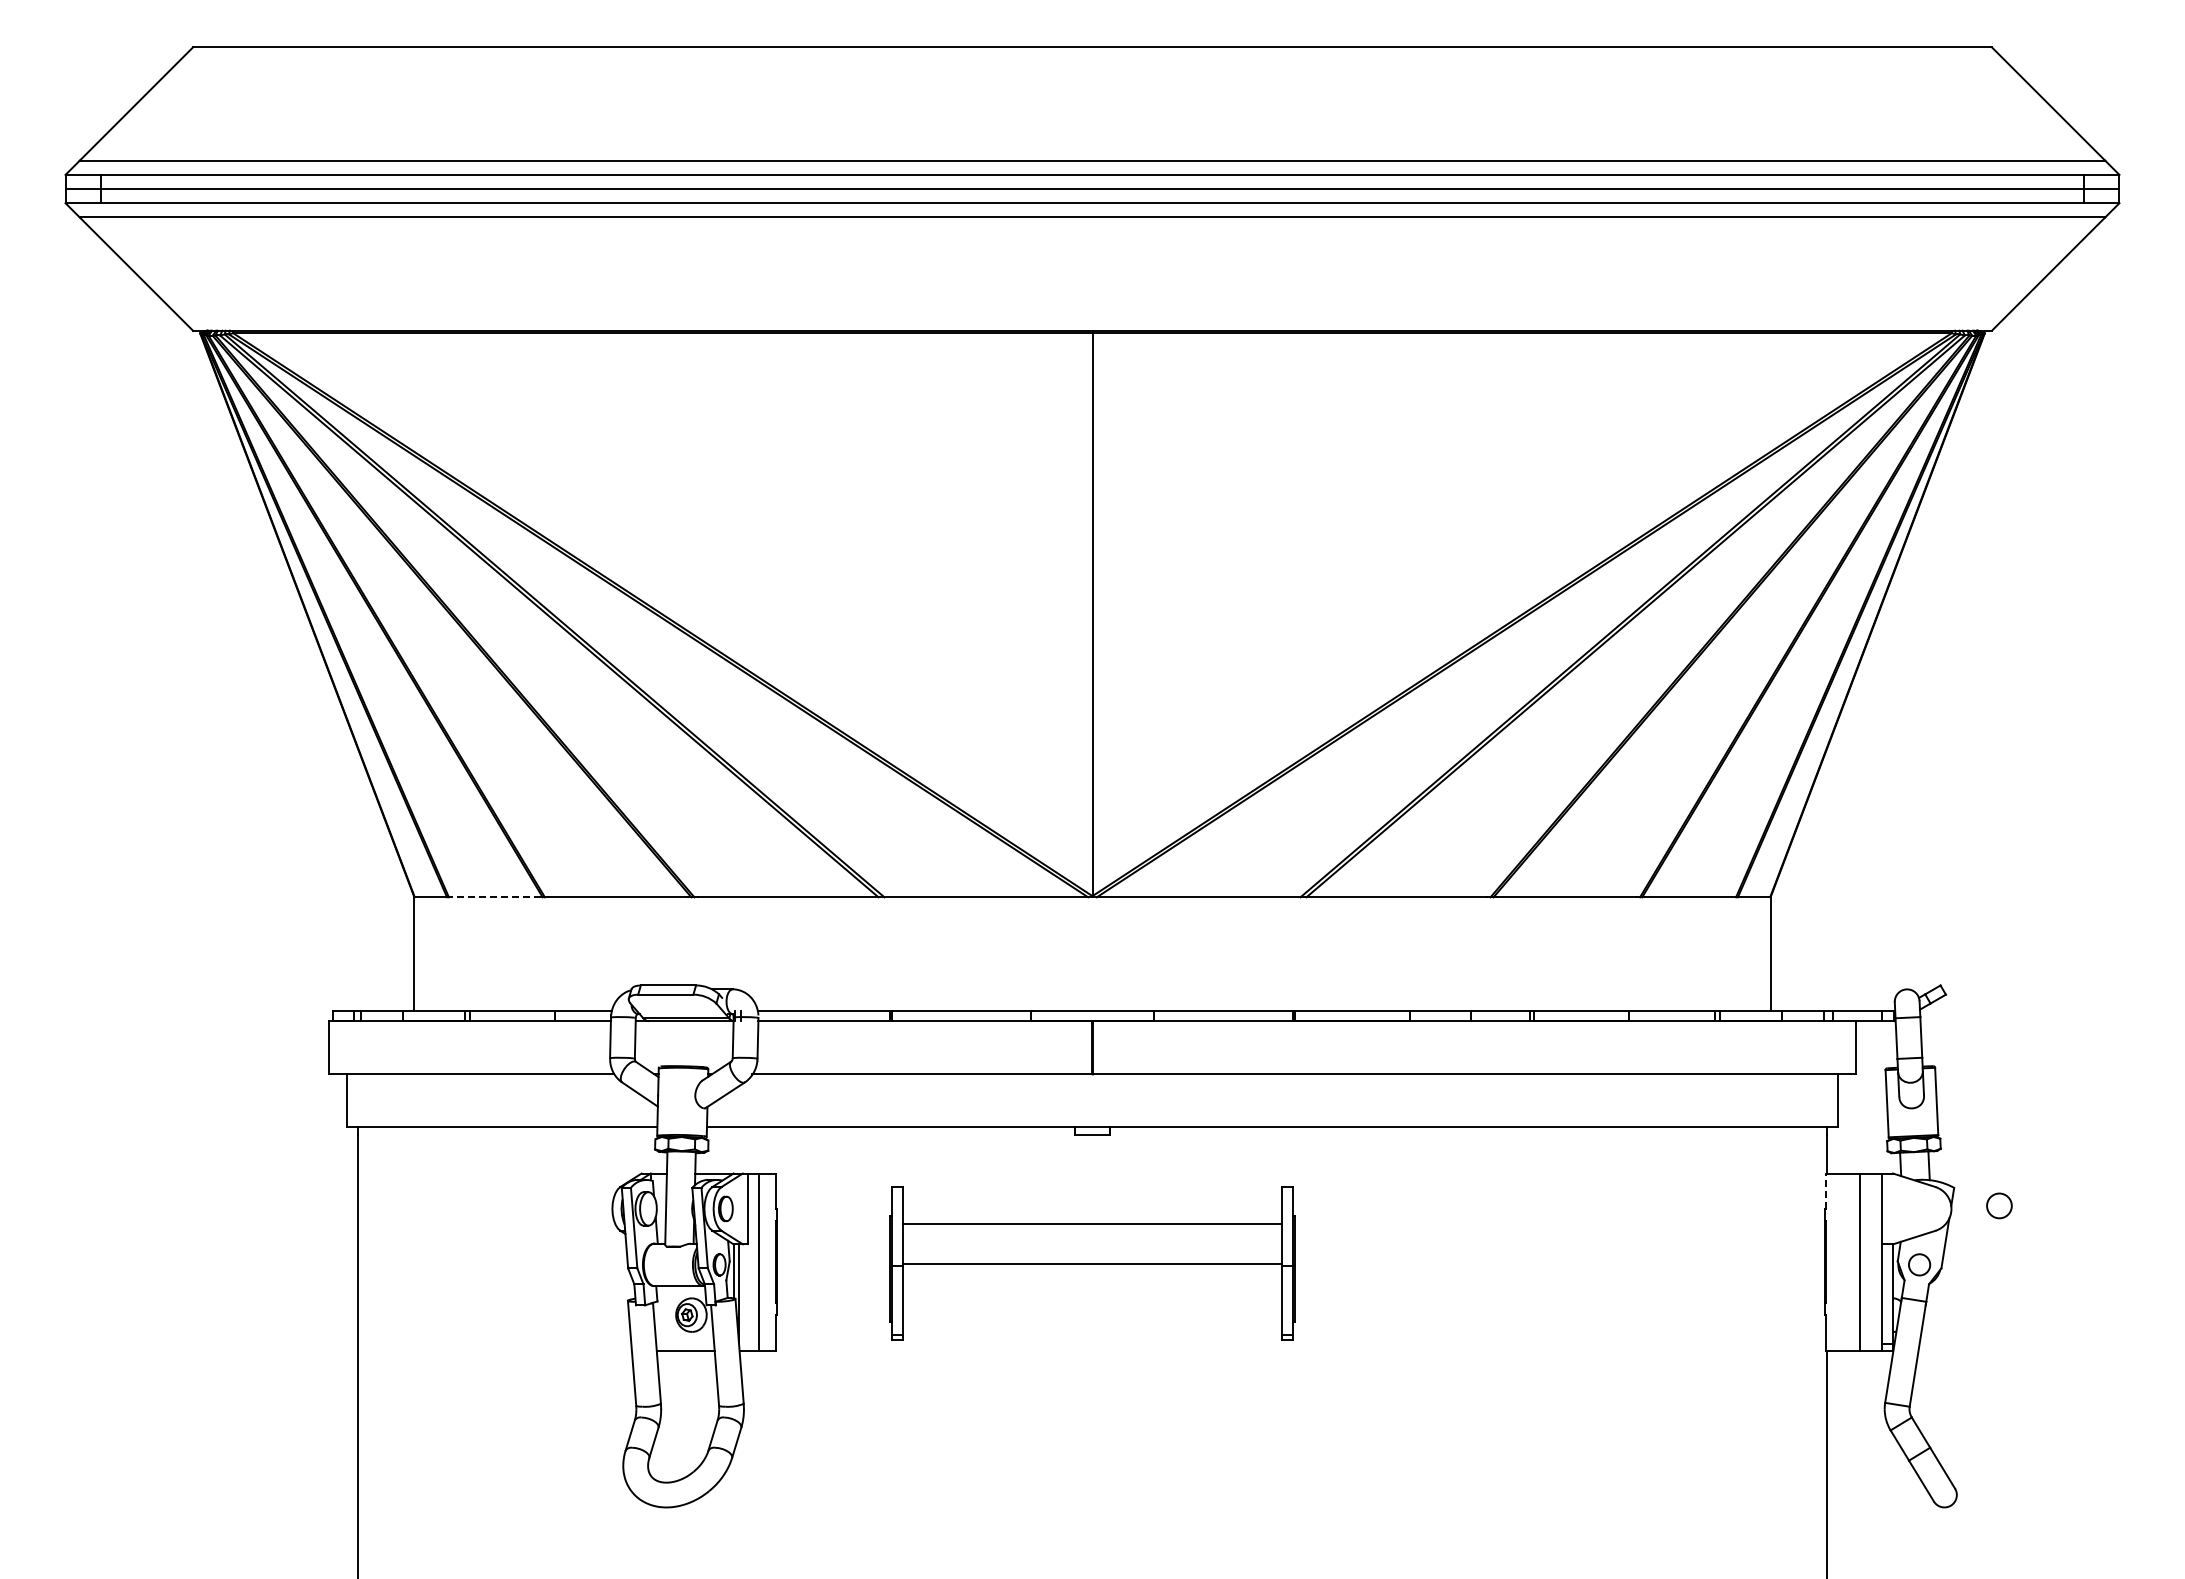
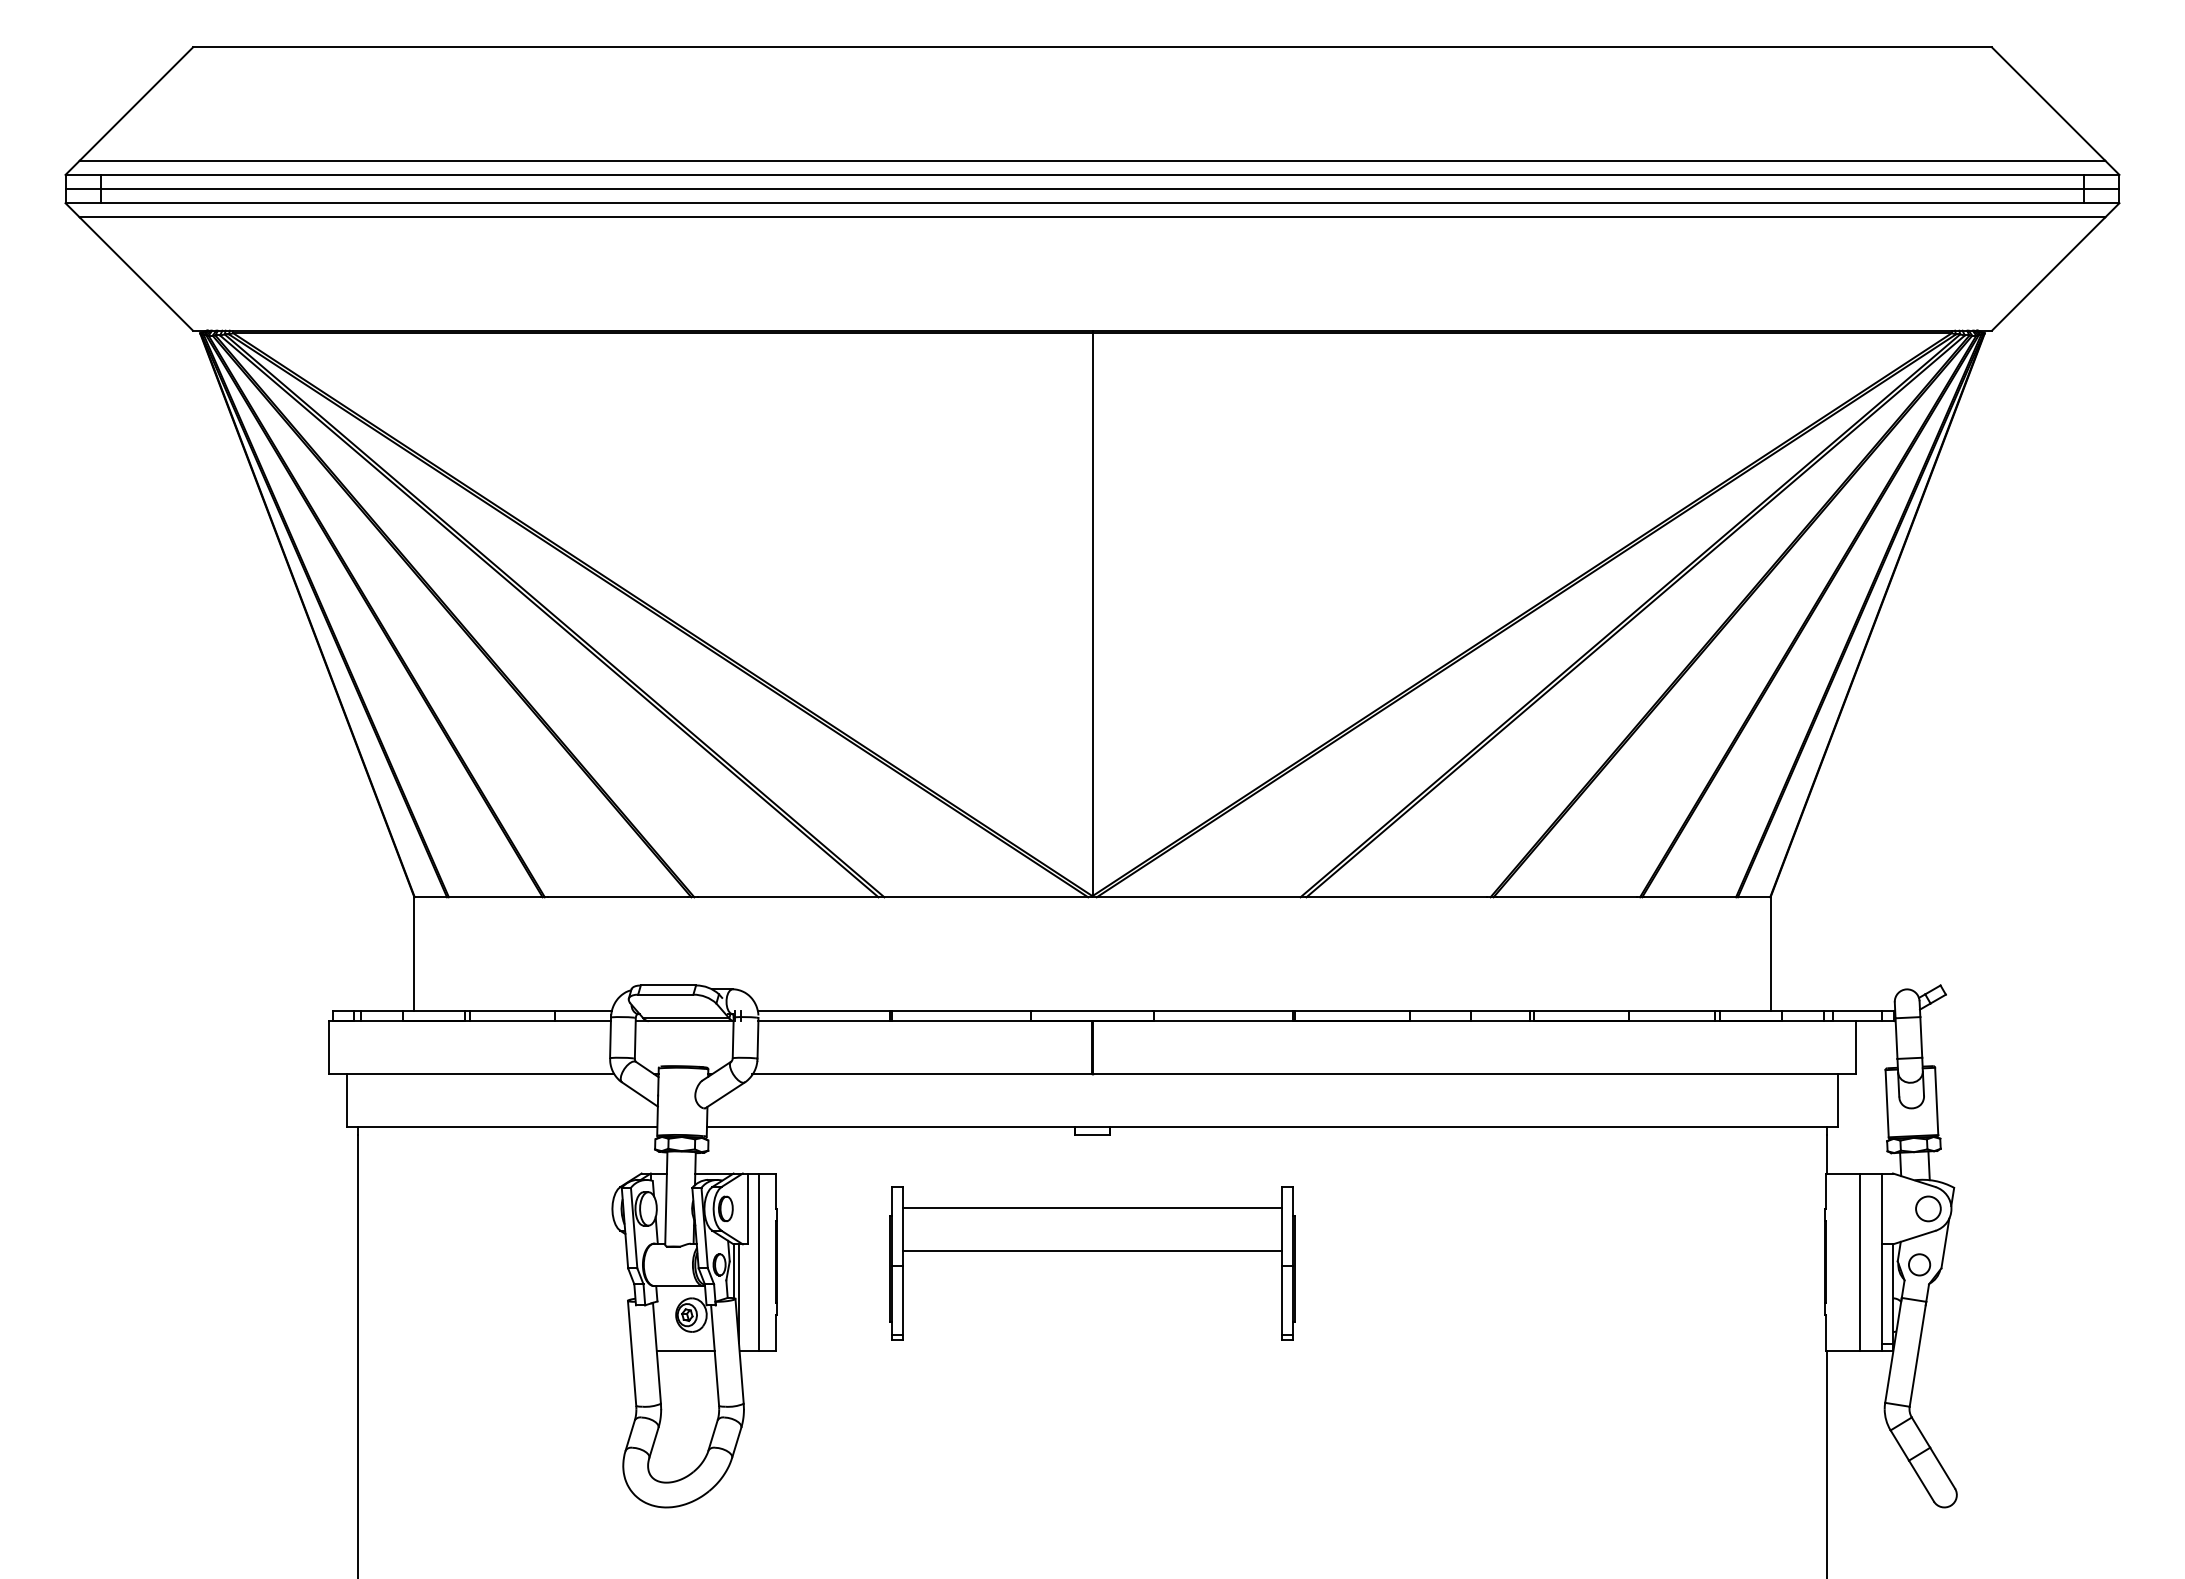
line: dashed -> solid (495, 897)
line: dashed -> solid (1825, 1191)
circle position: (1999, 1205) -> (1928, 1208) (1928, 1208)
line position: (1092, 1224) -> (1092, 1208) (1092, 1208)
line position: (1092, 1263) -> (1092, 1250) (1092, 1250)
